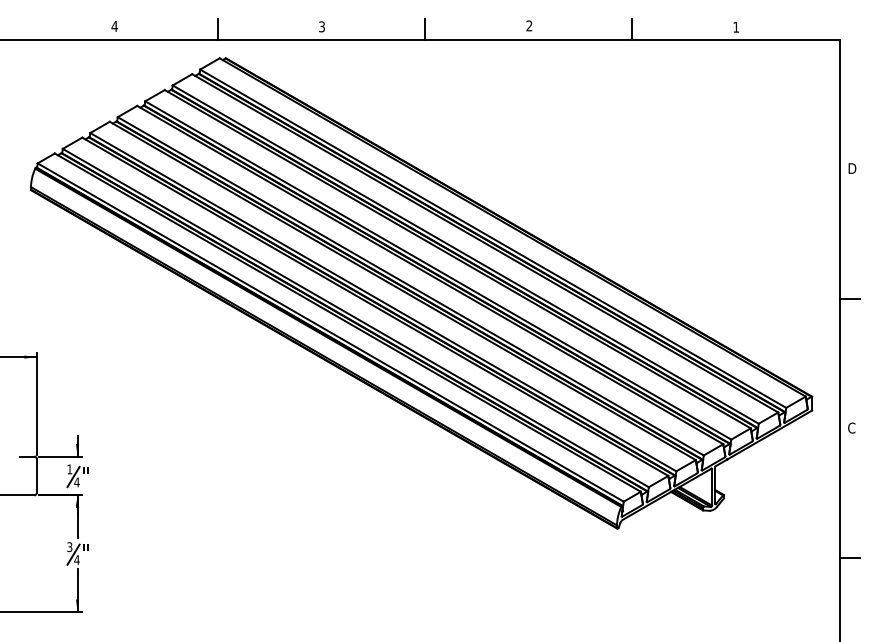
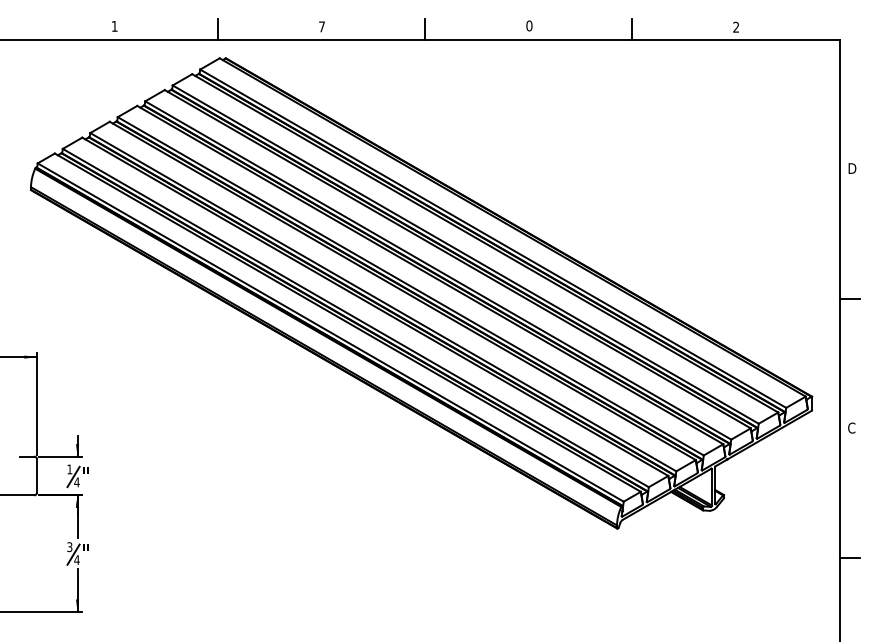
text: 2 -> 0 (529, 25)
text: 4 -> 1 (114, 26)
text: 3 -> 7 (321, 26)
text: 1 -> 2 (735, 26)
